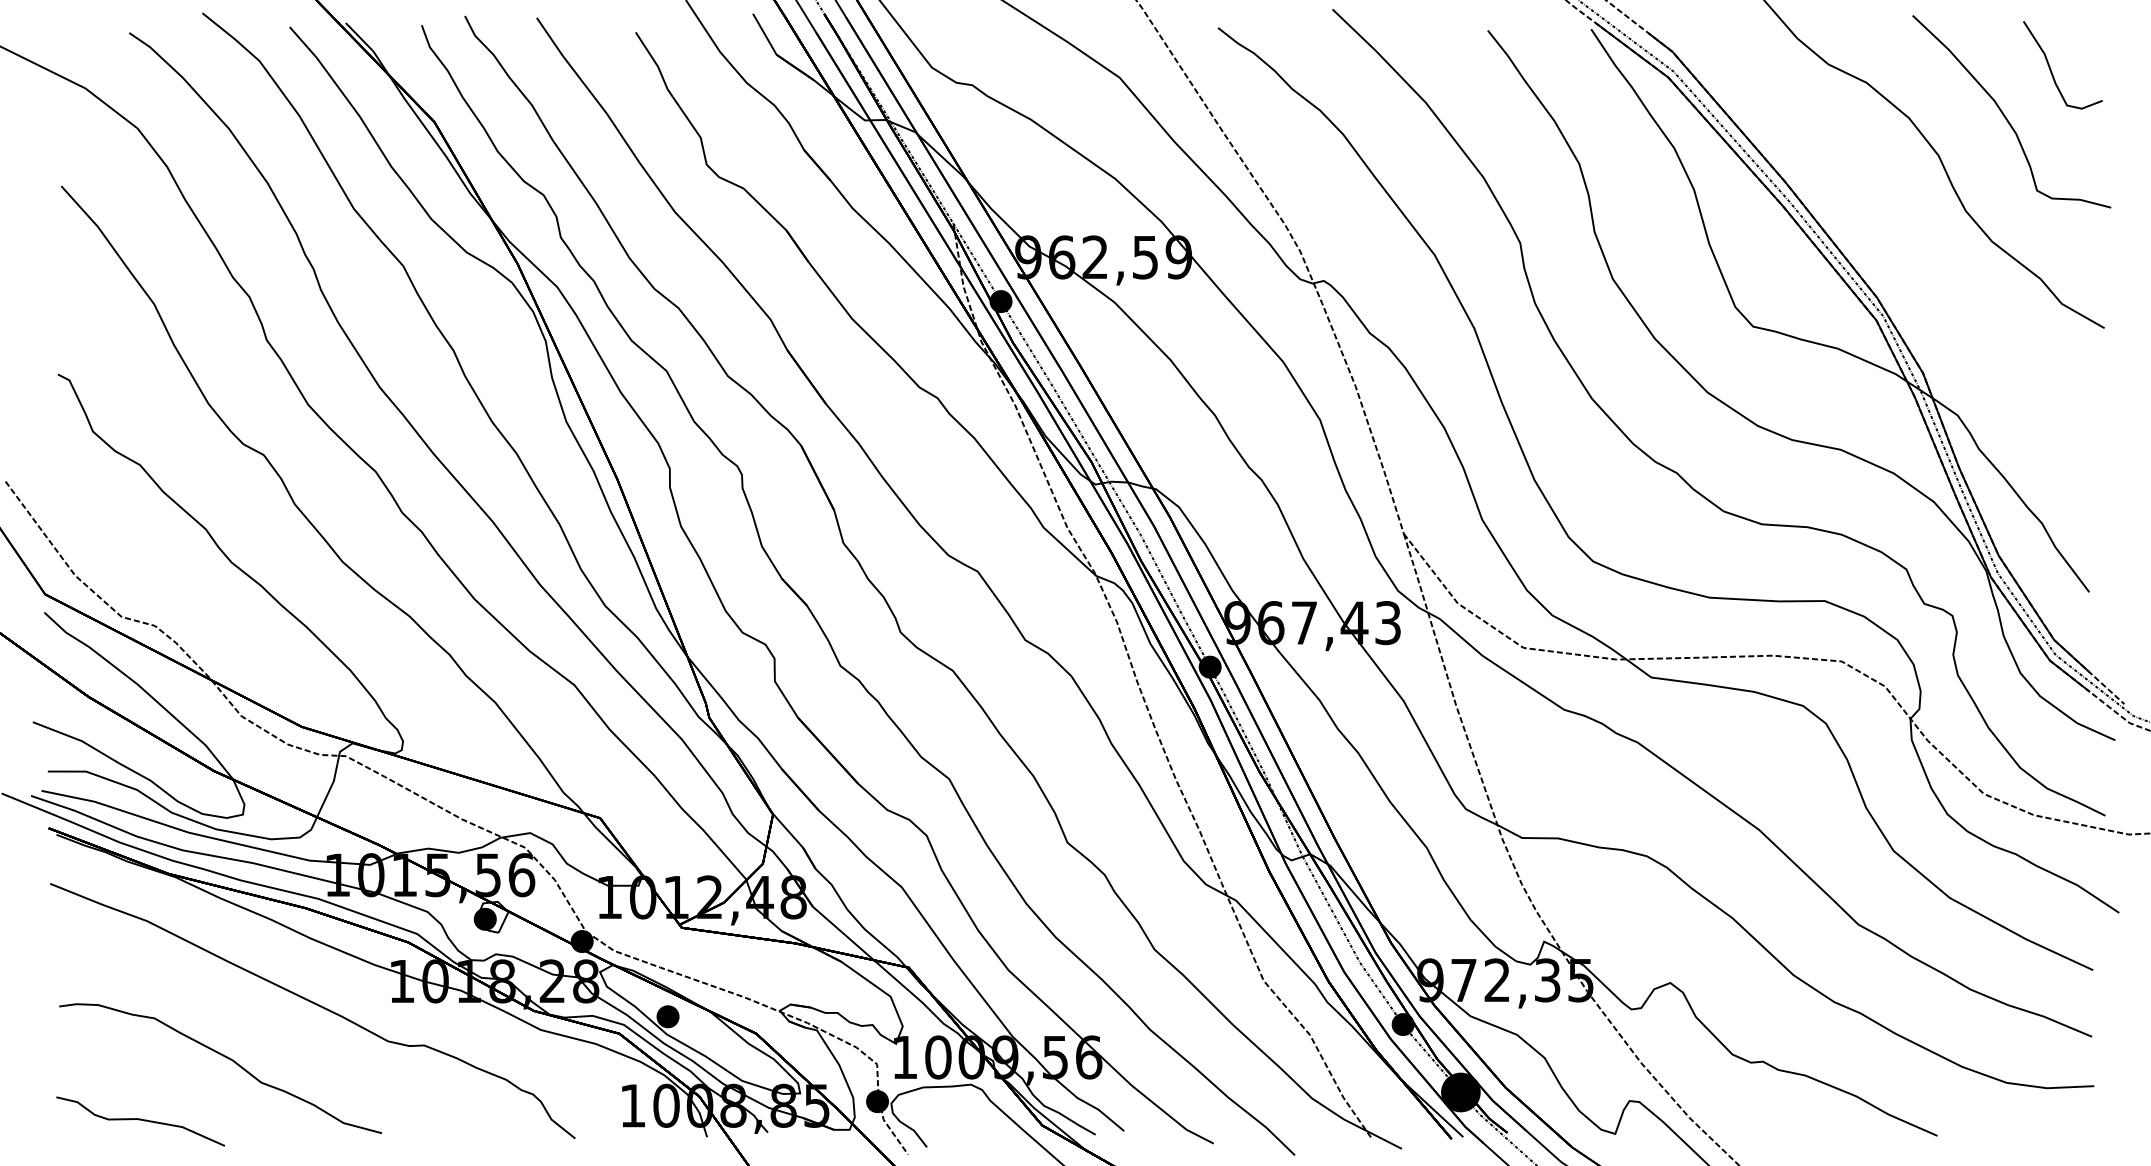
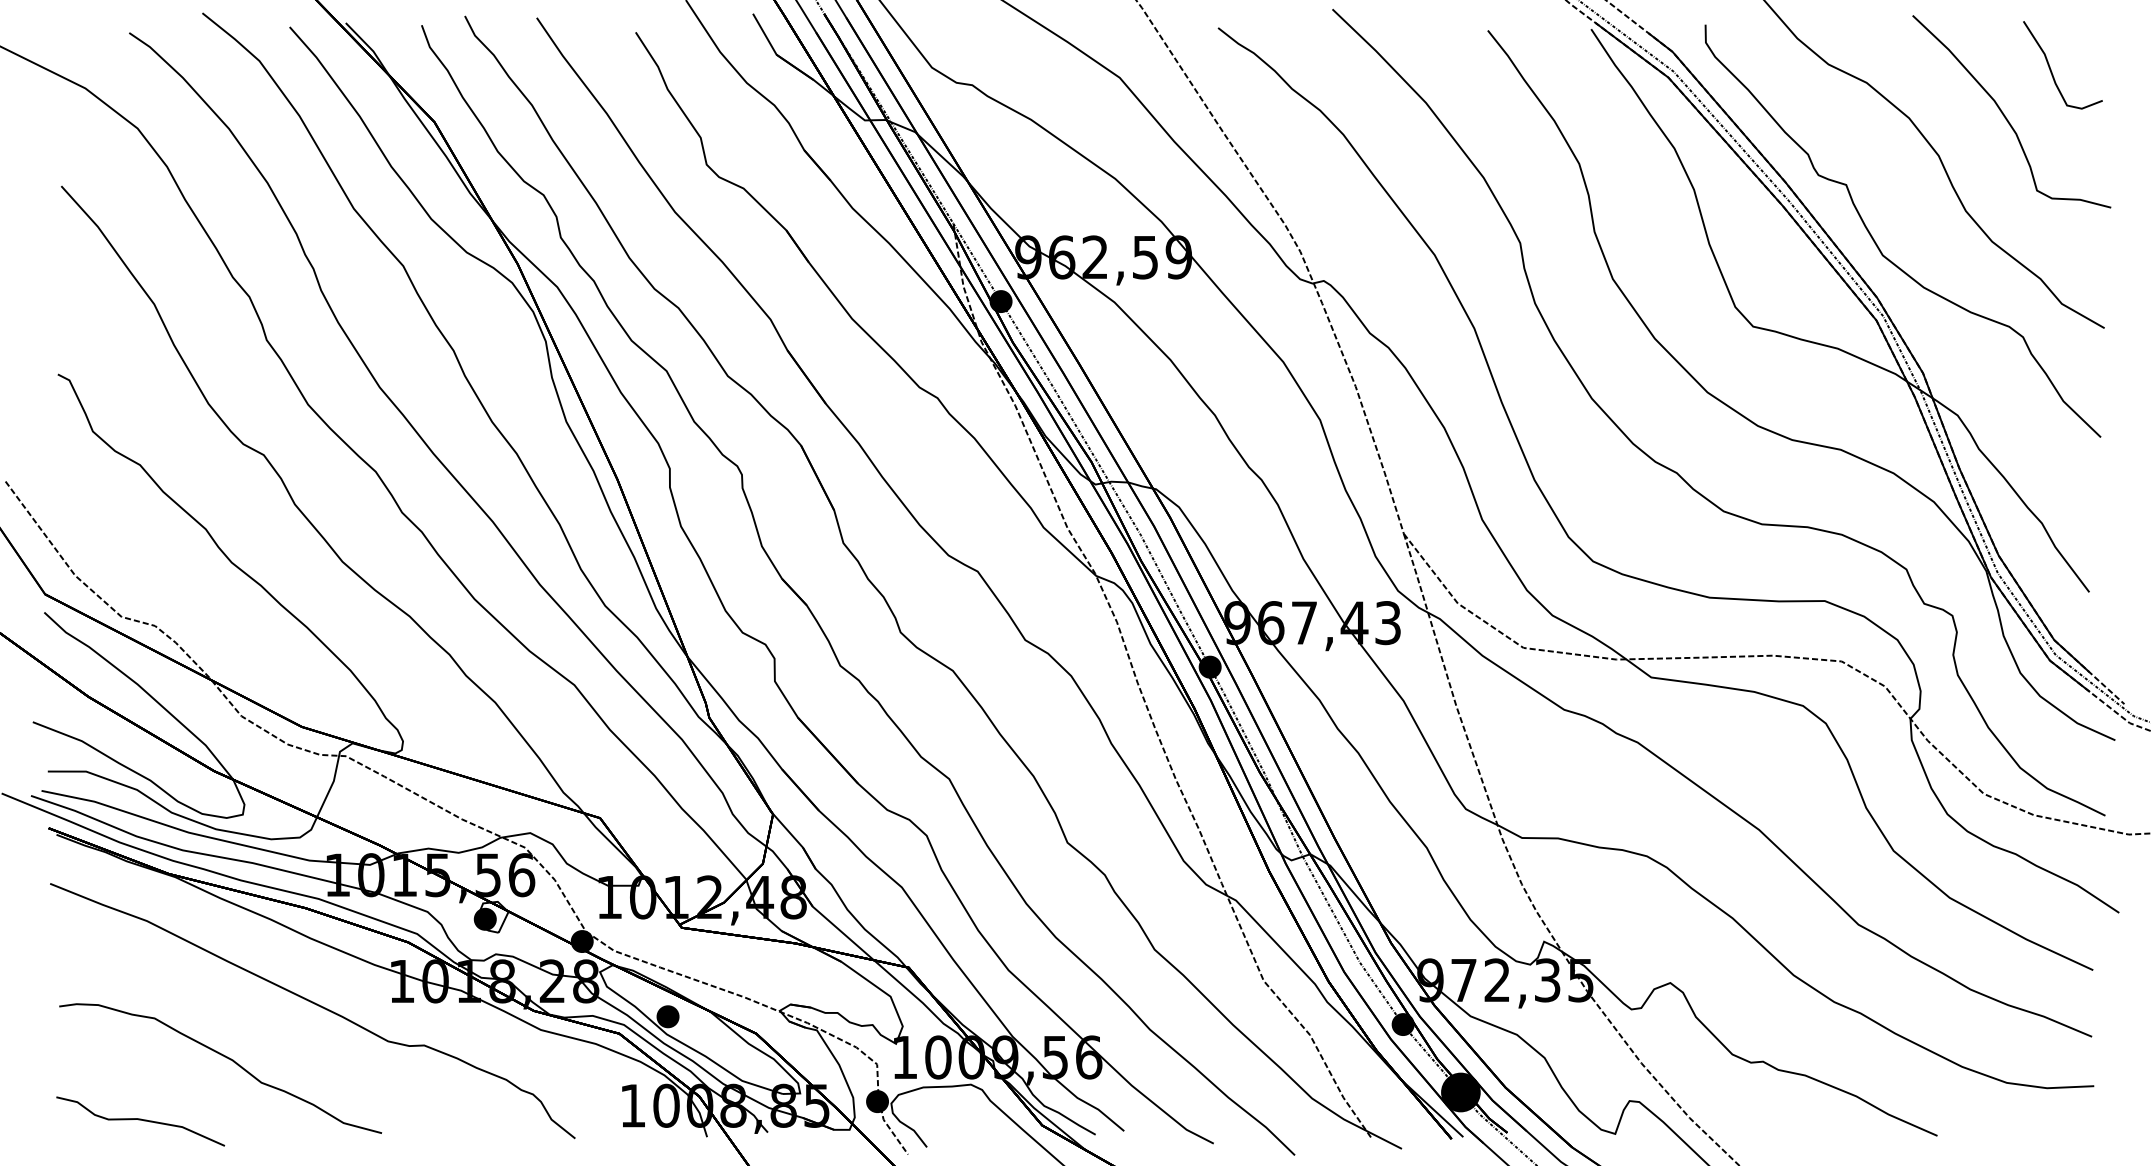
part: none -> present (1879, 247)
